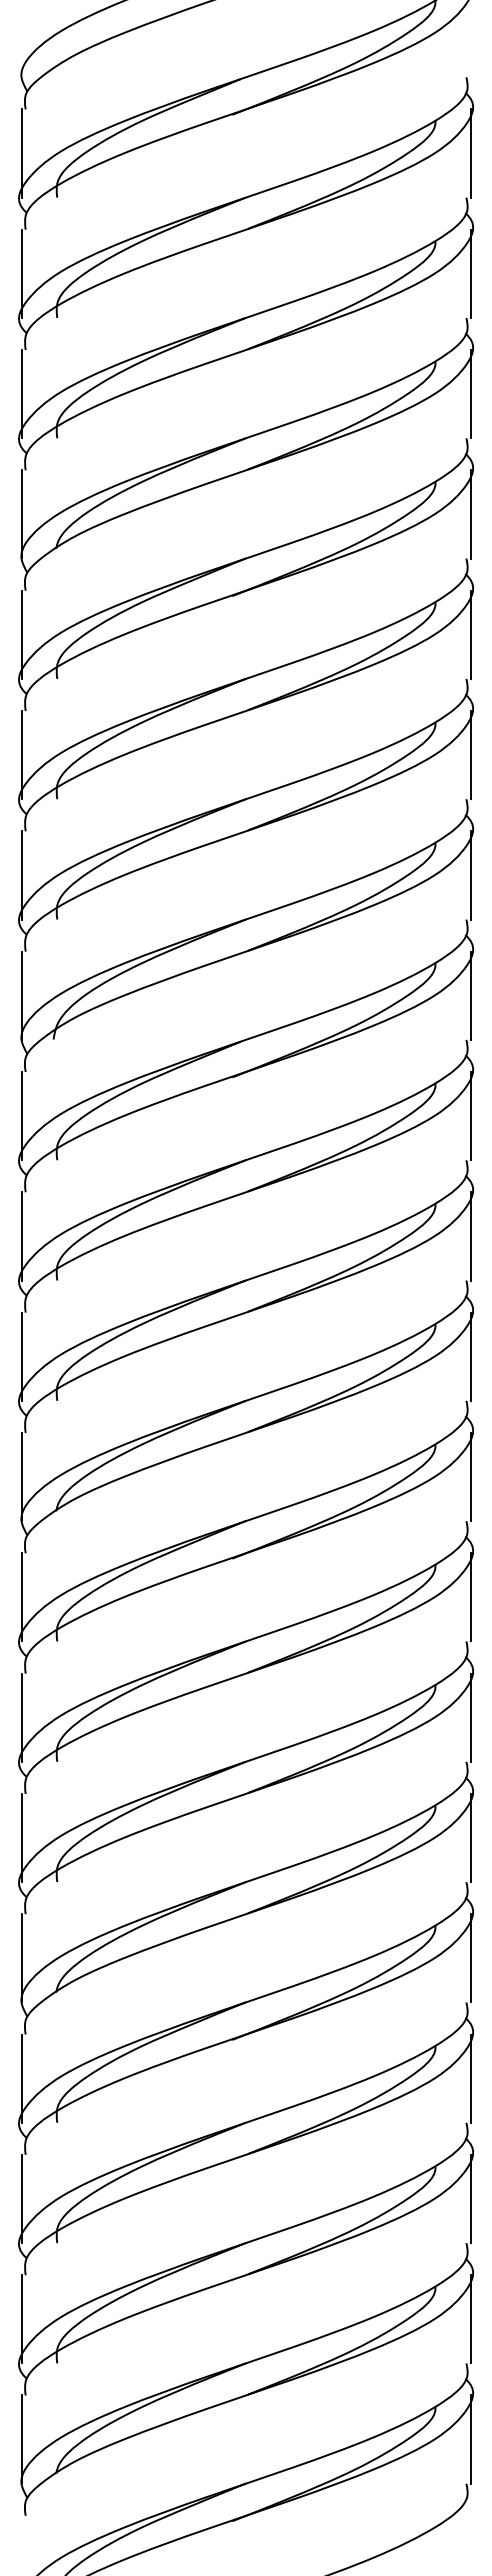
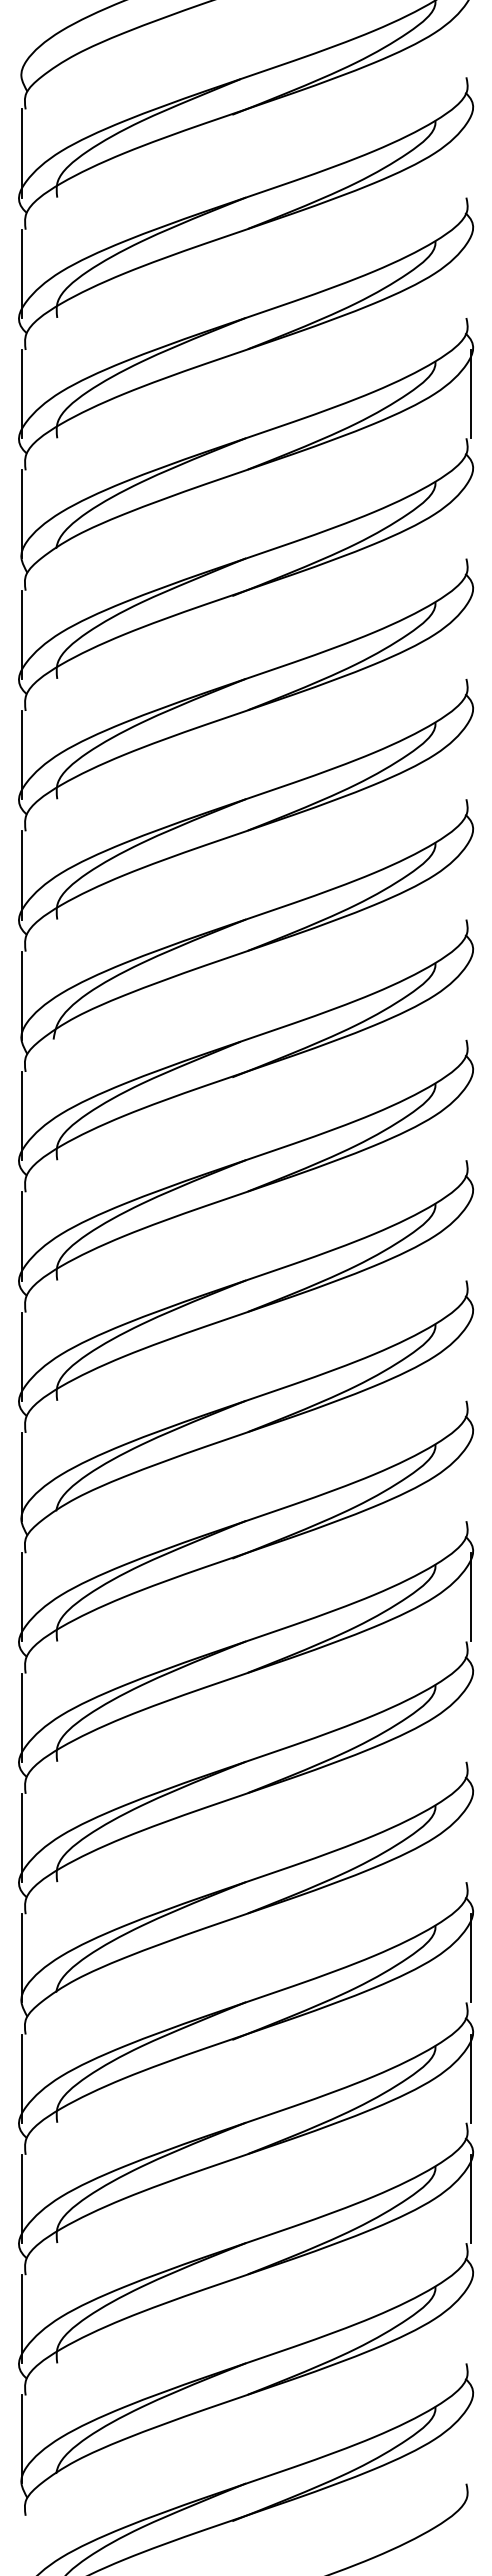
line: present -> none (470, 153)
line: present -> none (470, 273)
line: present -> none (470, 514)
line: present -> none (470, 634)
line: present -> none (470, 755)
line: present -> none (470, 875)
line: present -> none (470, 995)
line: present -> none (470, 1115)
line: present -> none (470, 1236)
line: present -> none (470, 1356)
line: present -> none (470, 1476)
line: present -> none (470, 1717)
line: present -> none (470, 1837)
line: present -> none (470, 2319)
line: present -> none (470, 2439)
